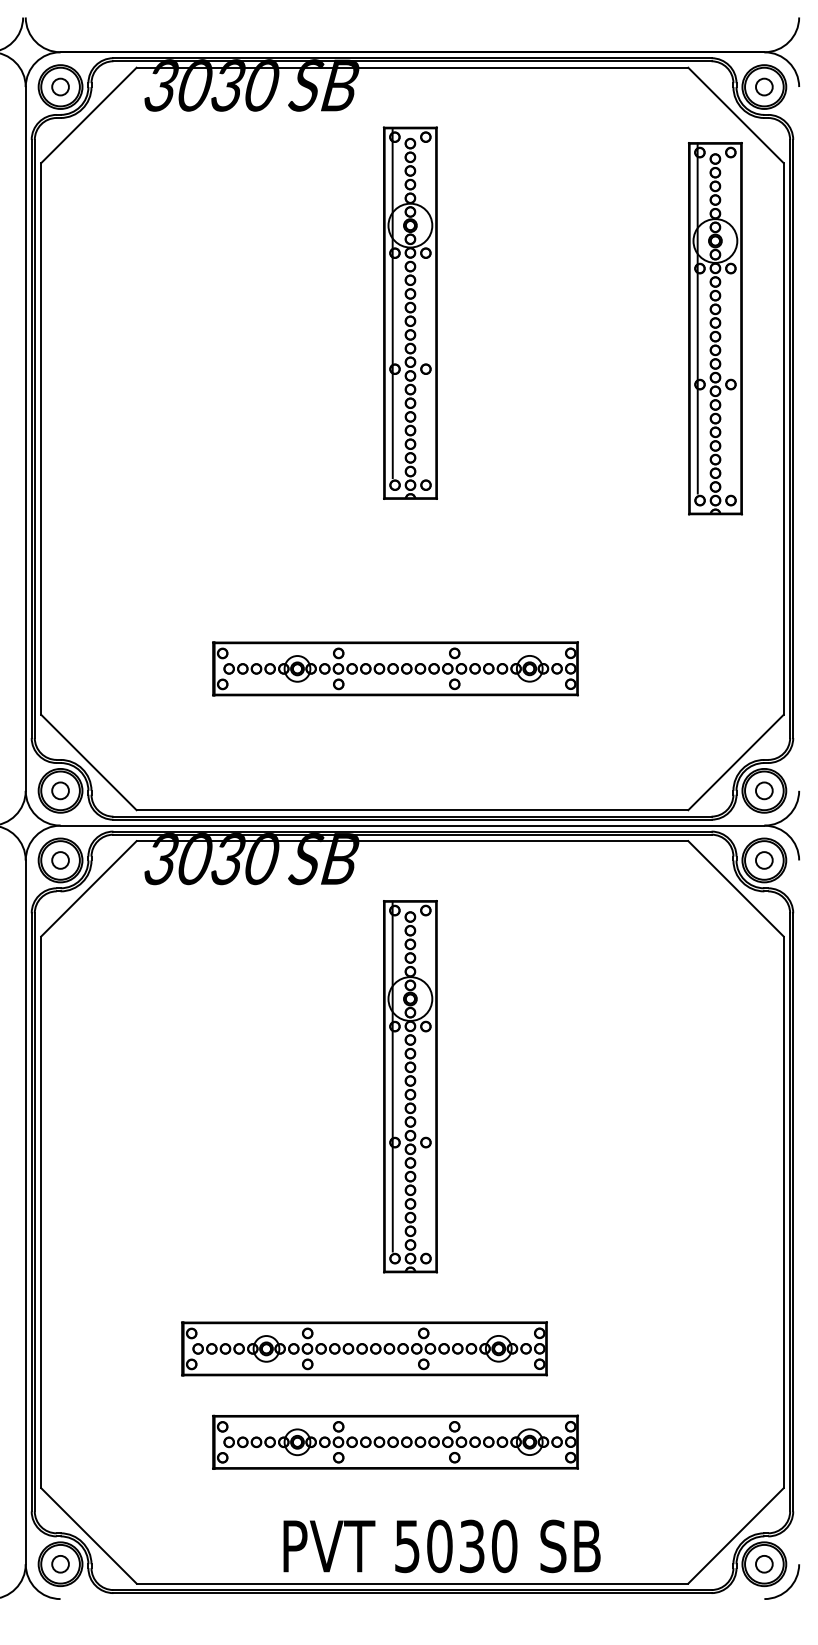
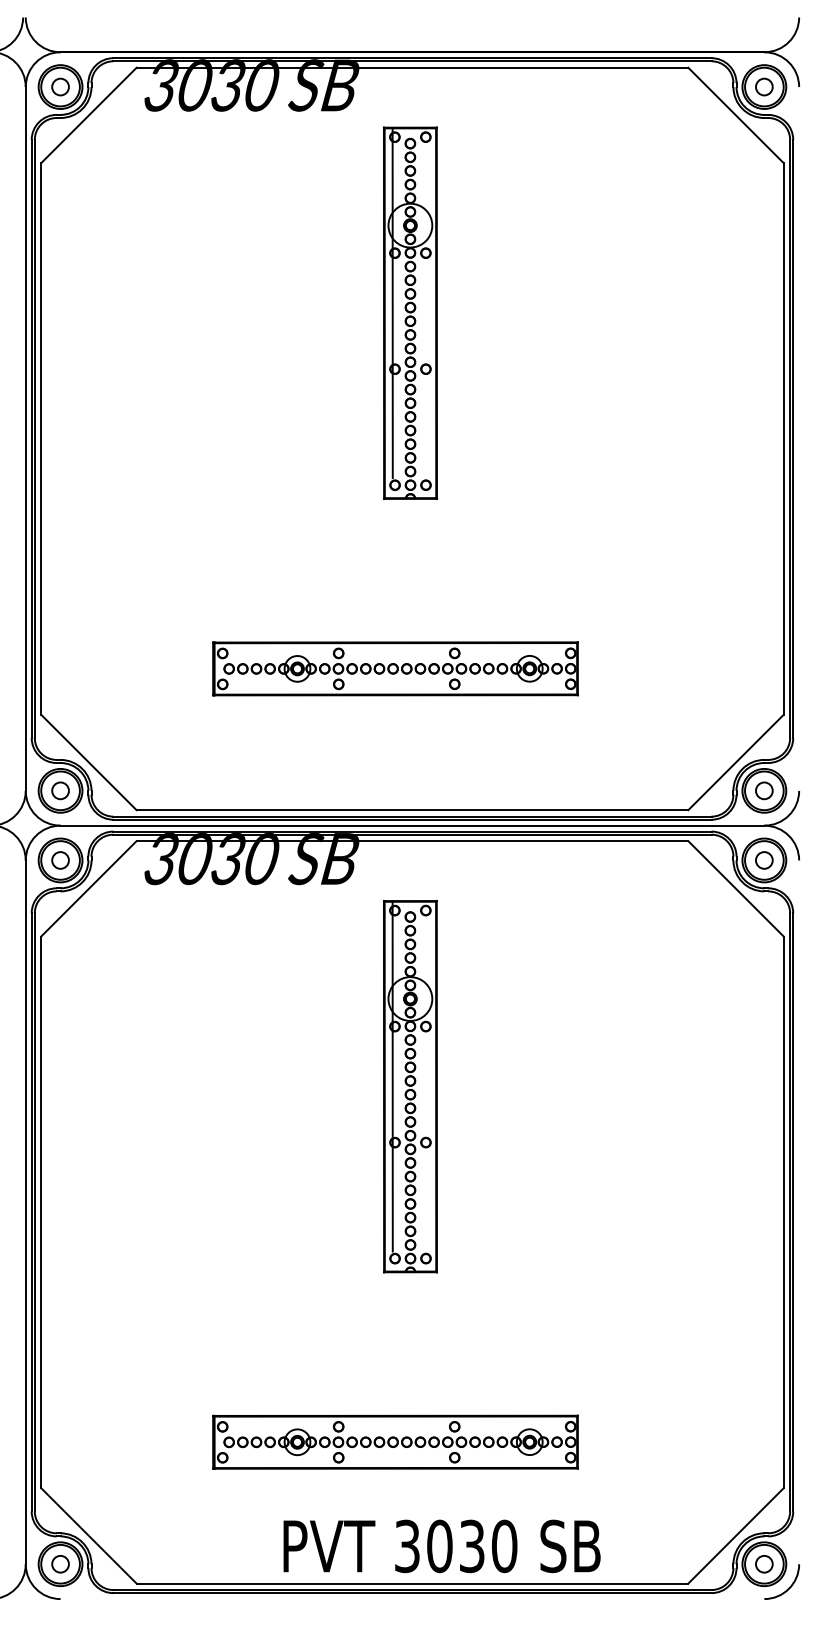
part: present -> none (715, 328)
part: present -> none (364, 1348)
text: 5030 -> 3030 (407, 1545)
